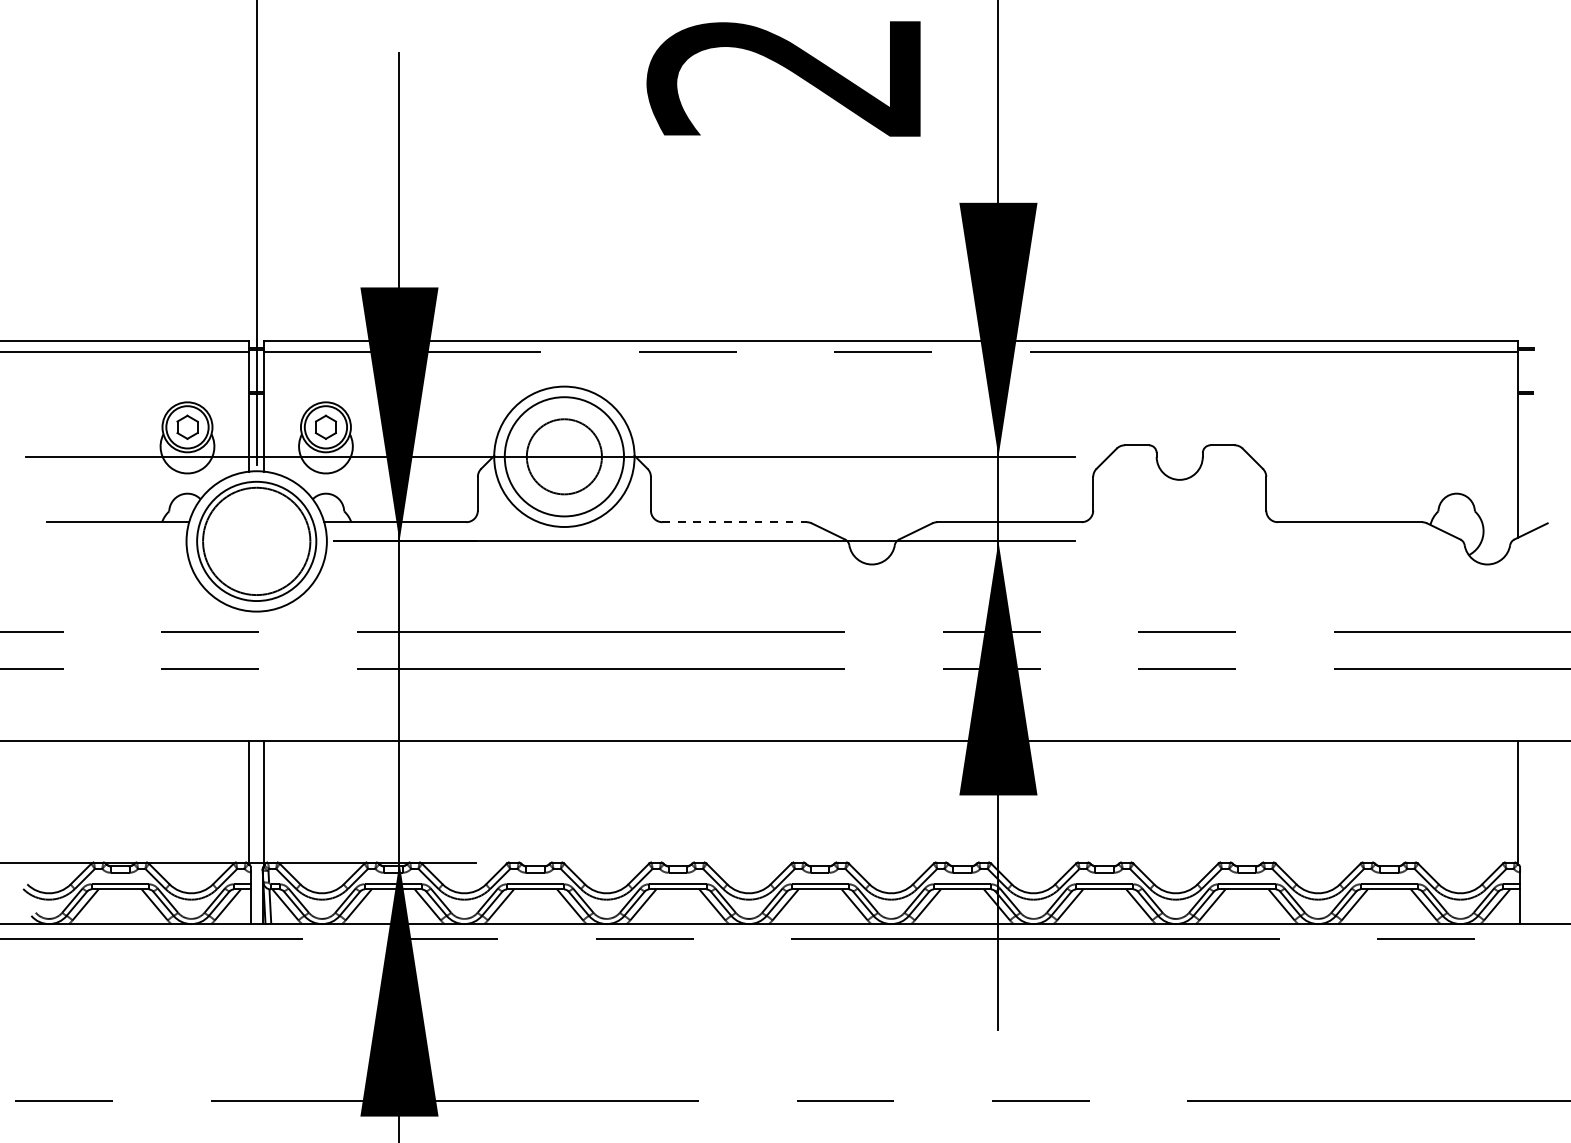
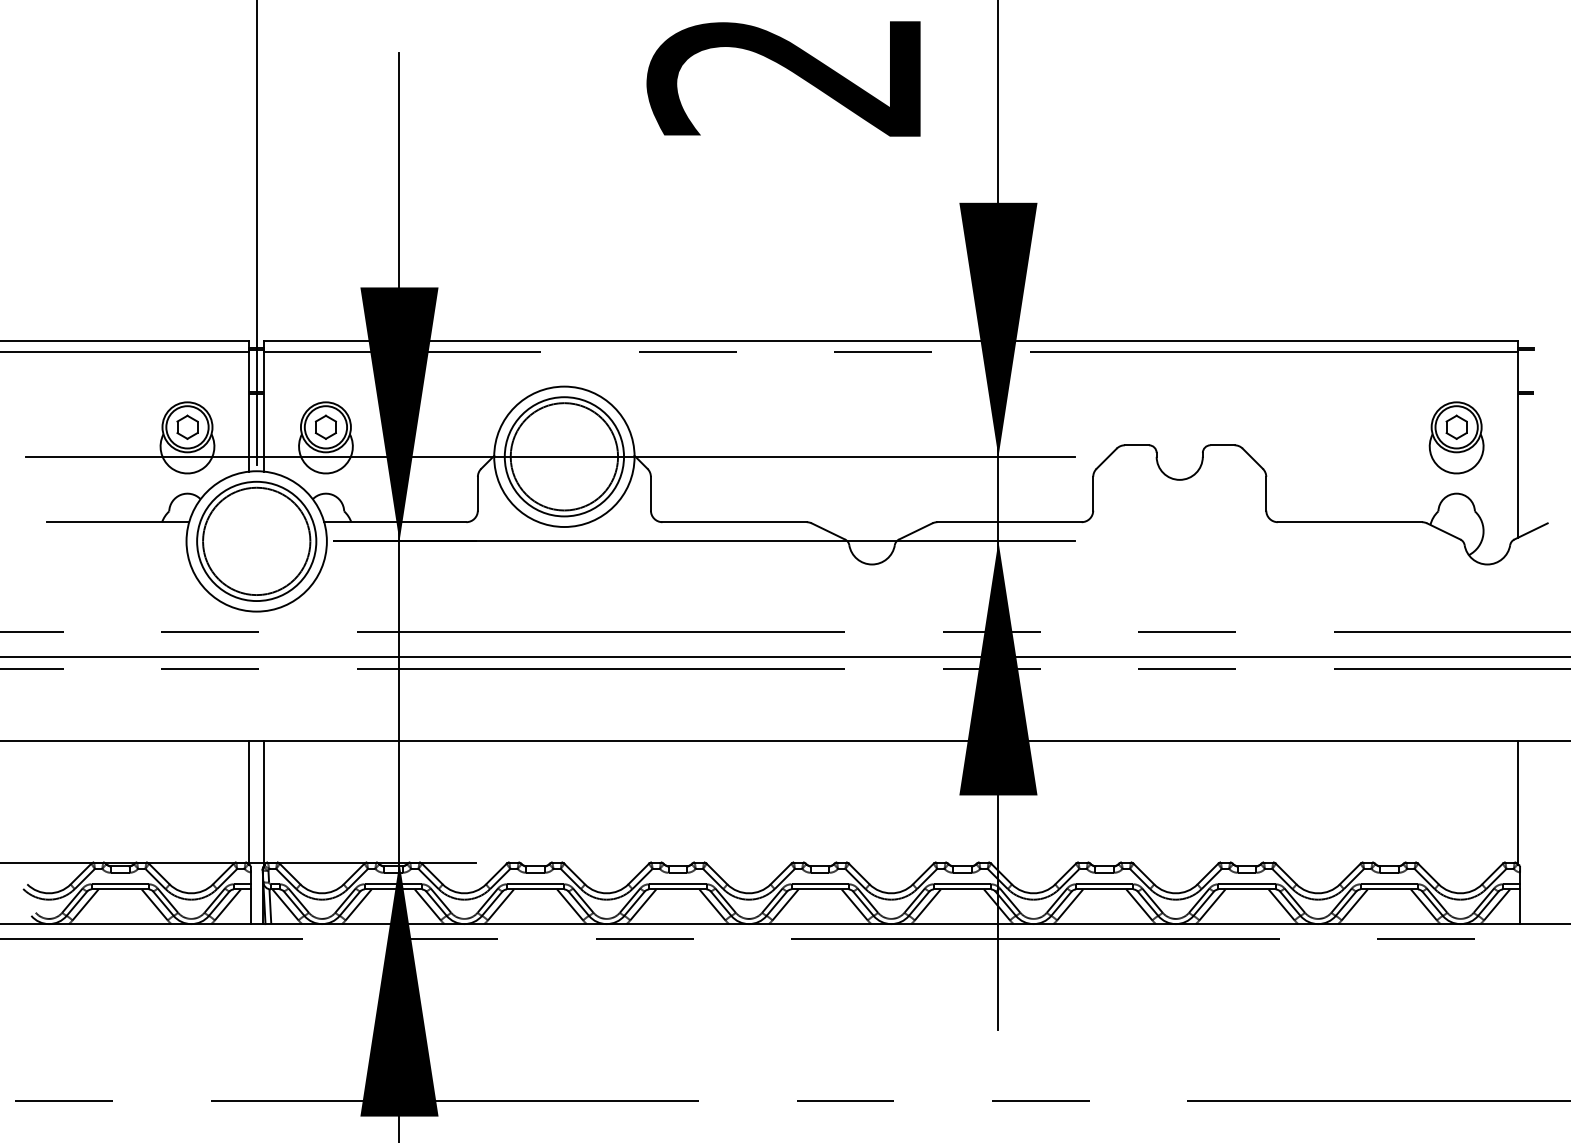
part: none -> present (1456, 437)
circle diameter: 75 px -> 107 px (564, 456)
line: dashed -> solid (735, 522)
line: none -> present (784, 656)
